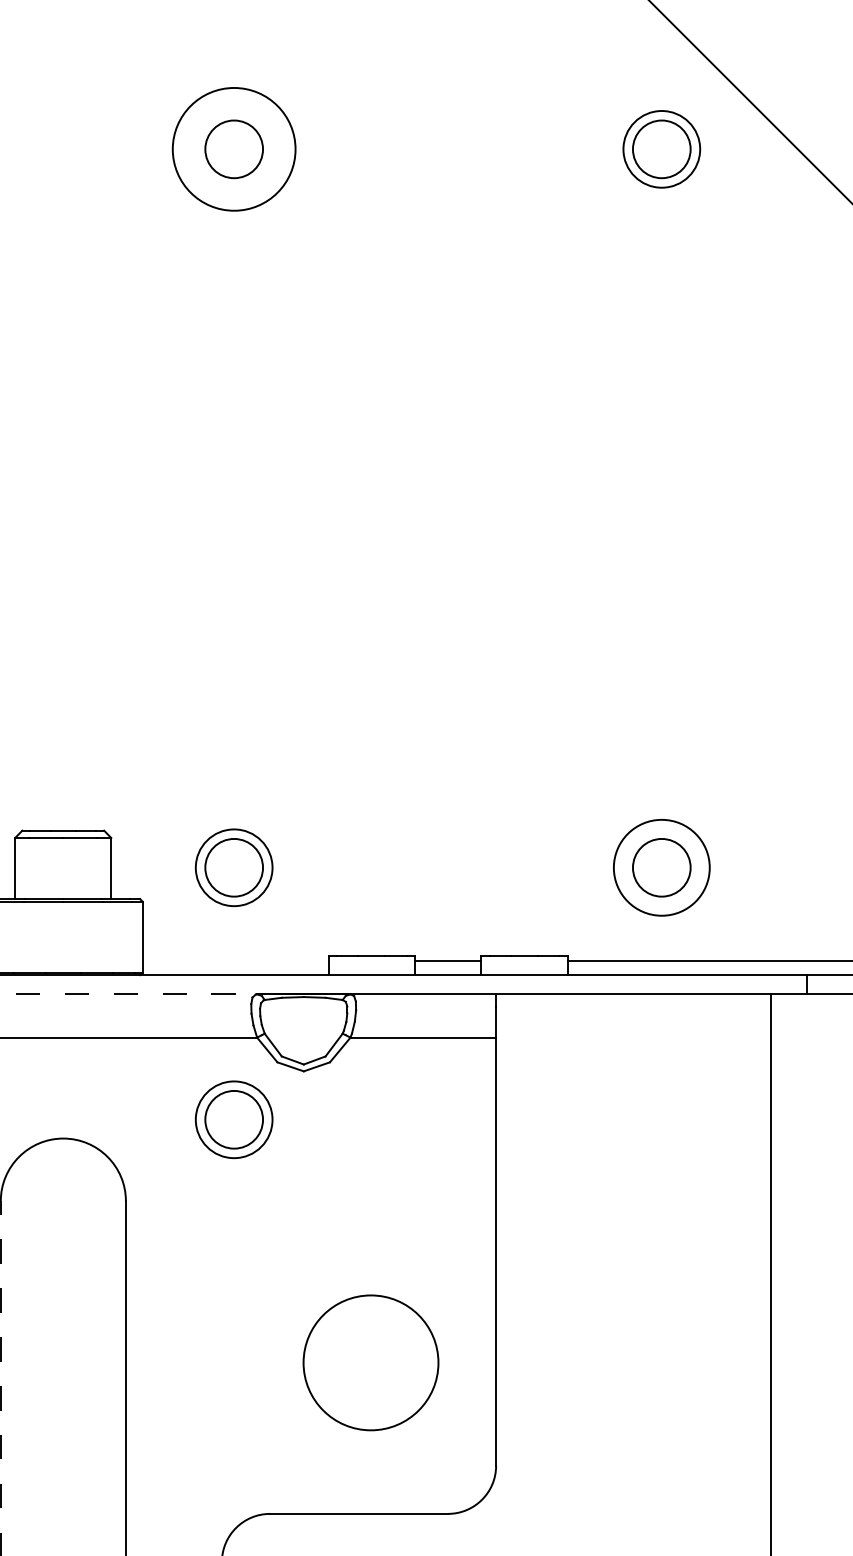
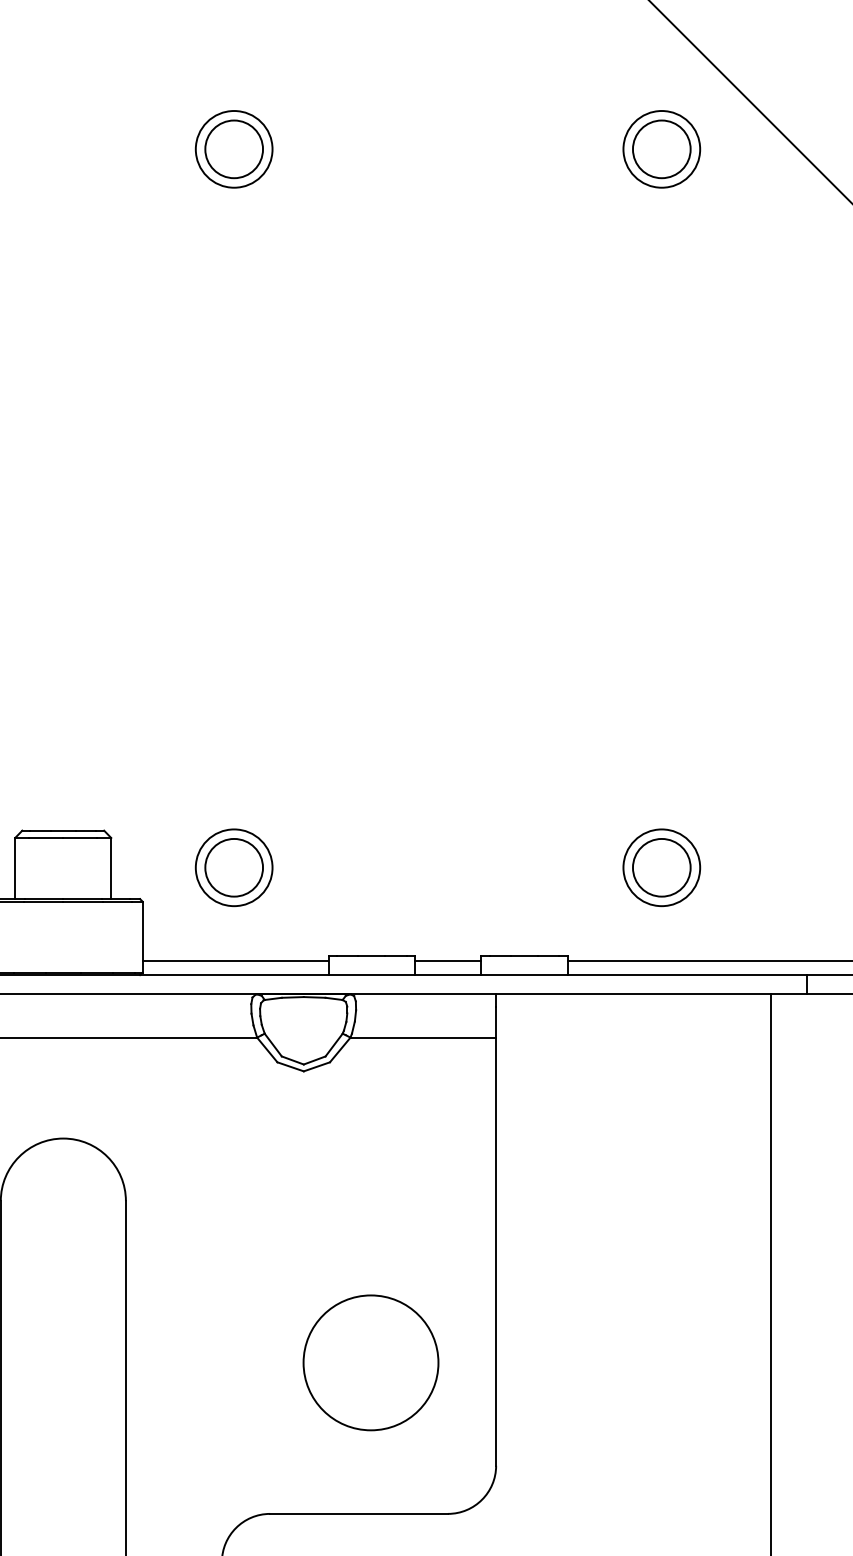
circle diameter: 123 px -> 77 px (233, 149)
circle diameter: 96 px -> 77 px (661, 867)
line: none -> present (235, 960)
line: dashed -> solid (129, 994)
part: present -> none (233, 1119)
line: dashed -> solid (0, 1377)
